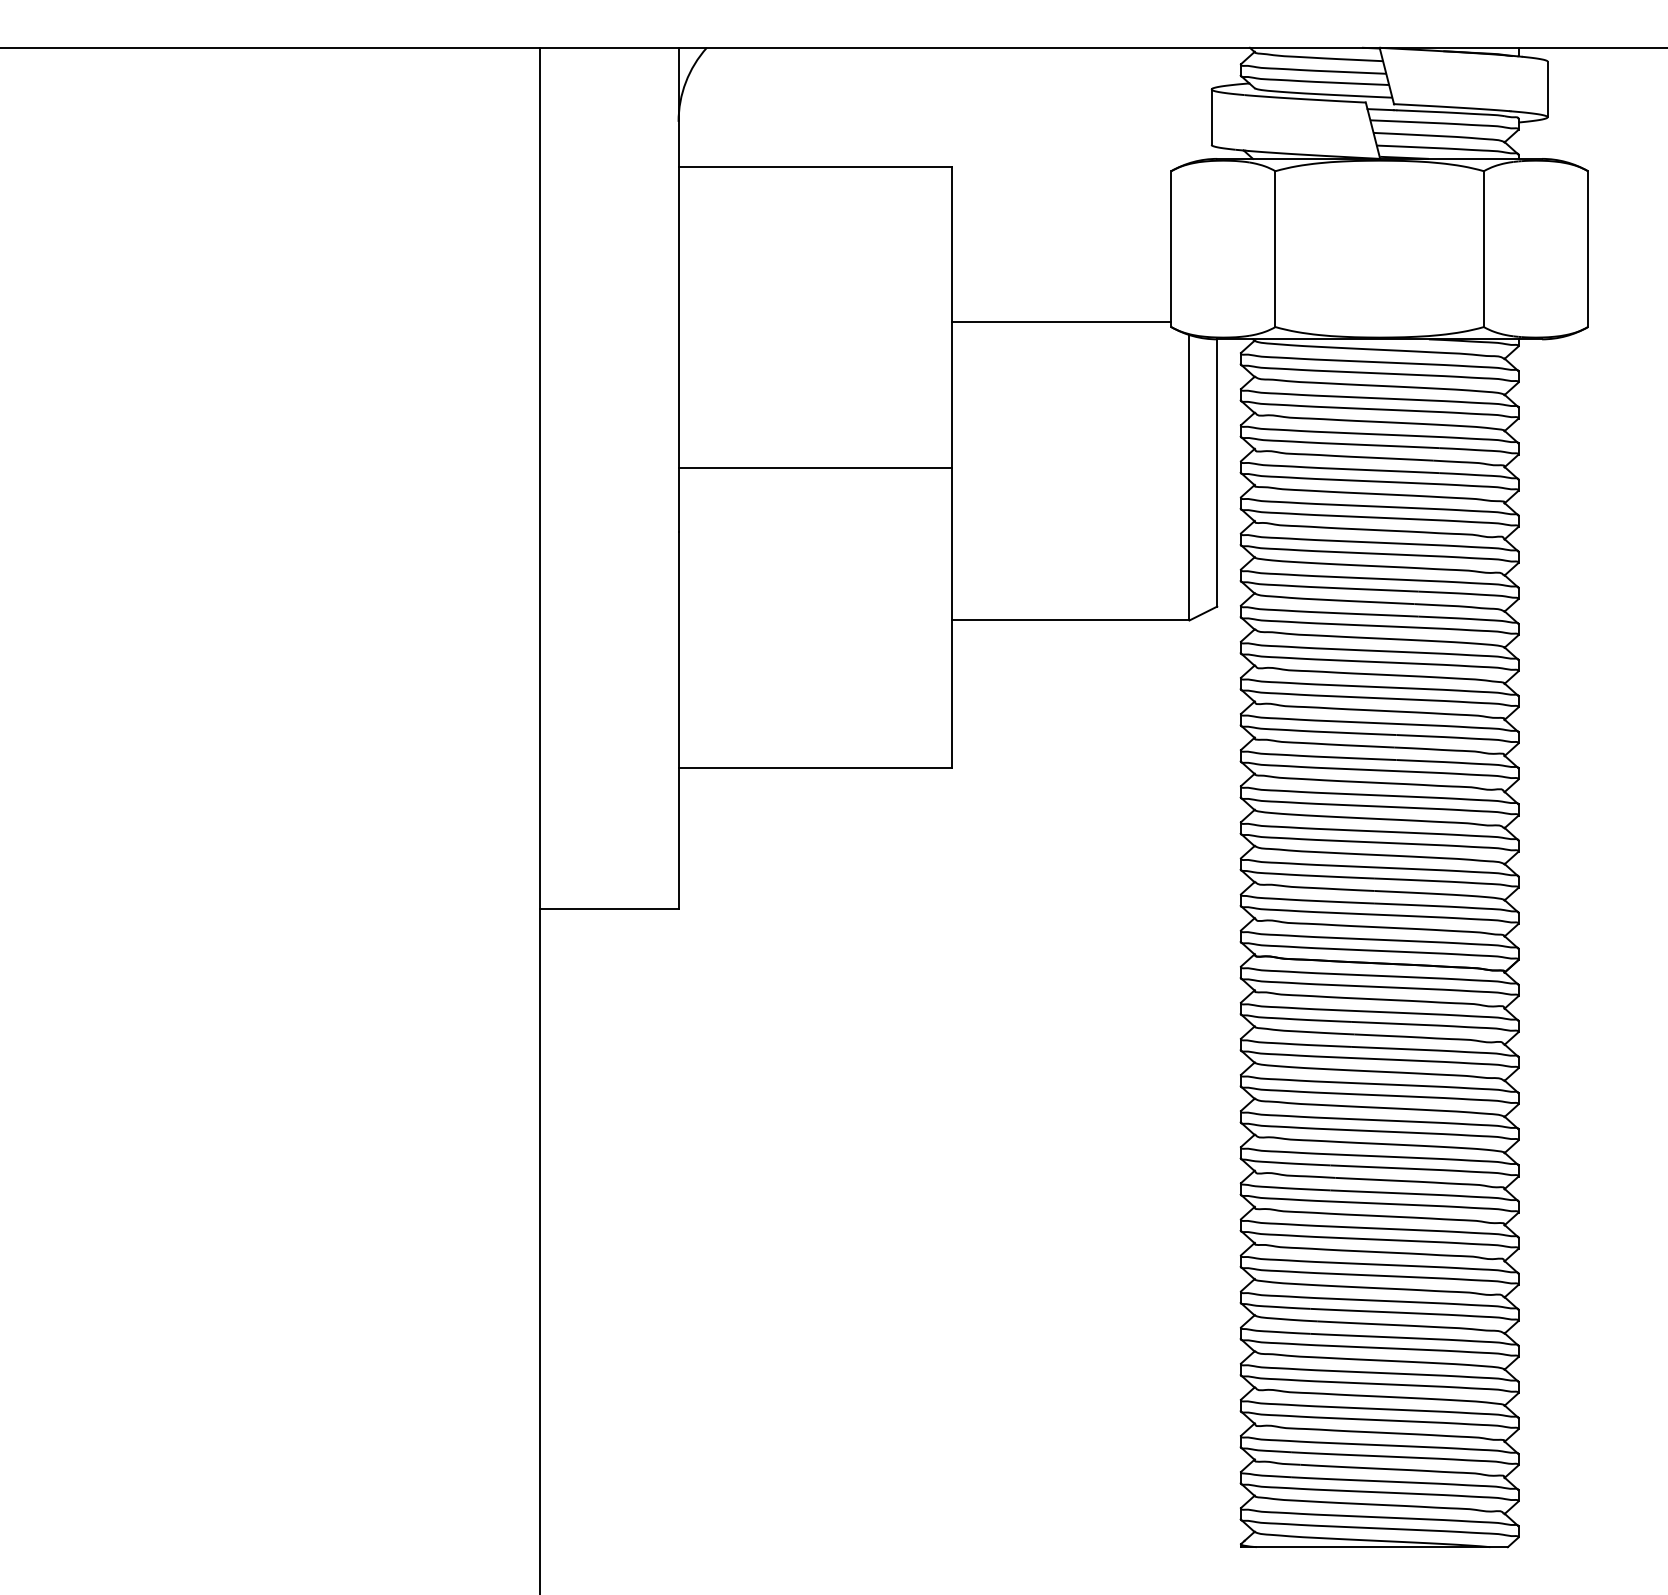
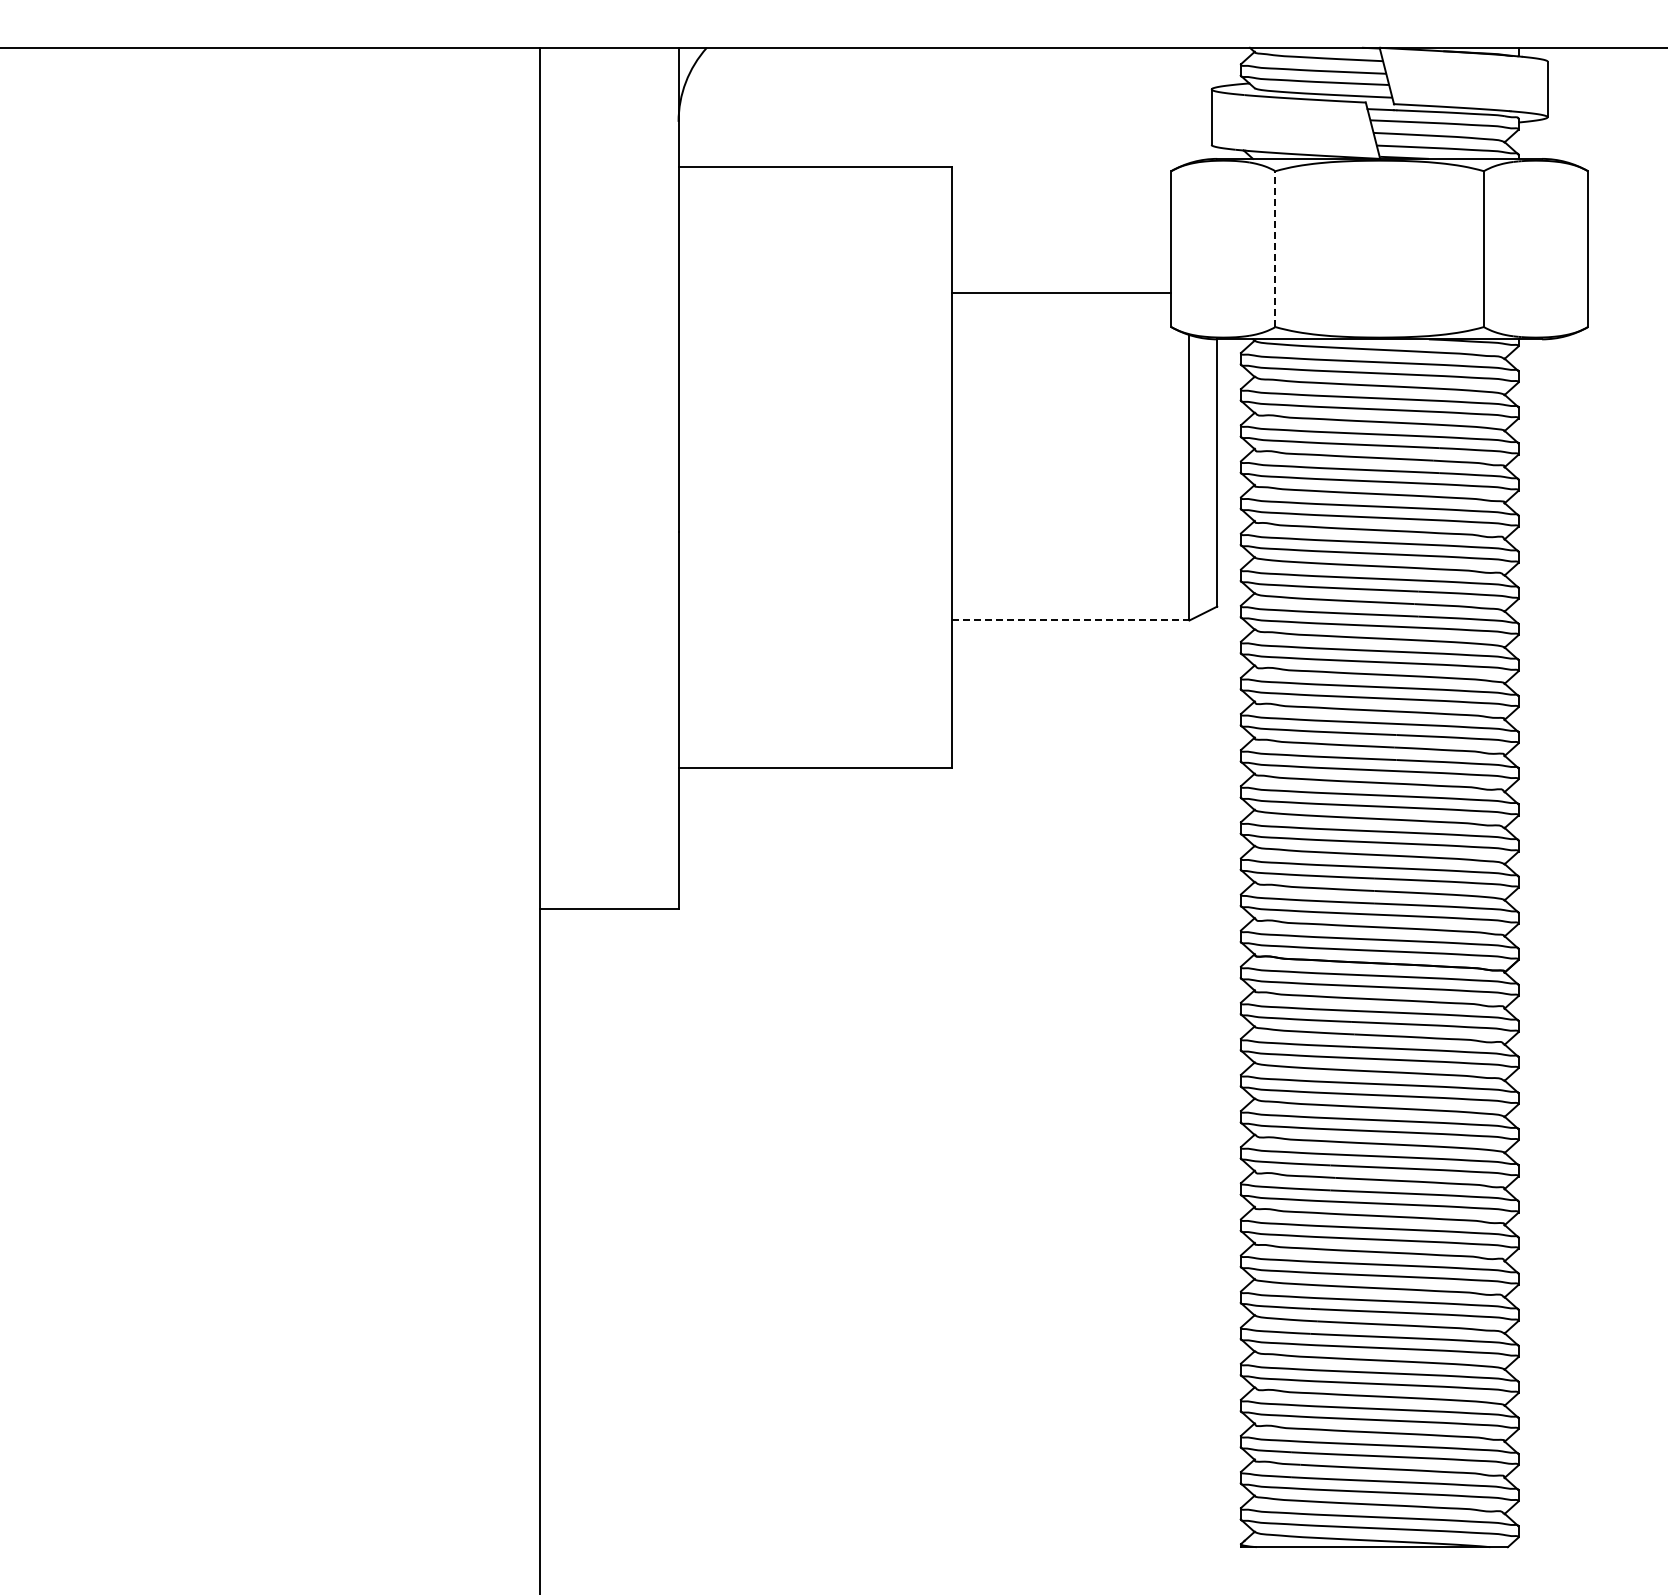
line: solid -> dashed (1275, 249)
line position: (1061, 322) -> (1061, 293) (1061, 293)
line: present -> none (815, 467)
line: solid -> dashed (1070, 620)
